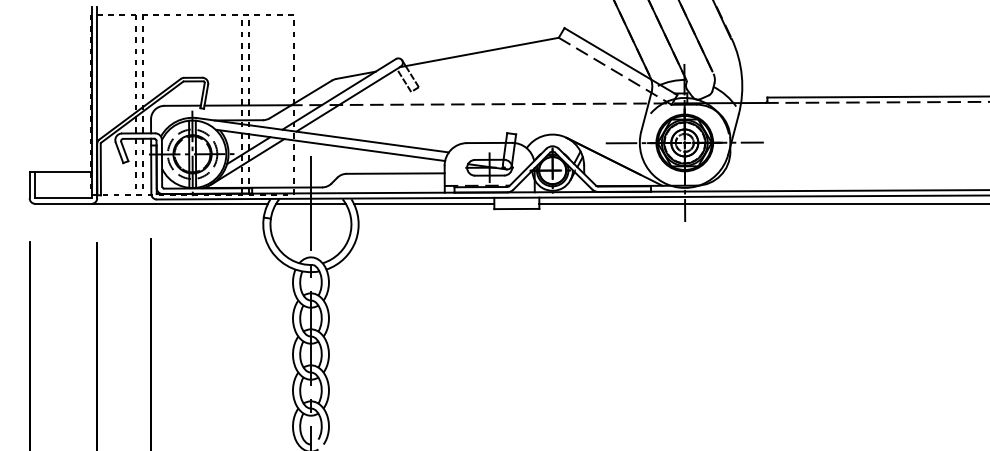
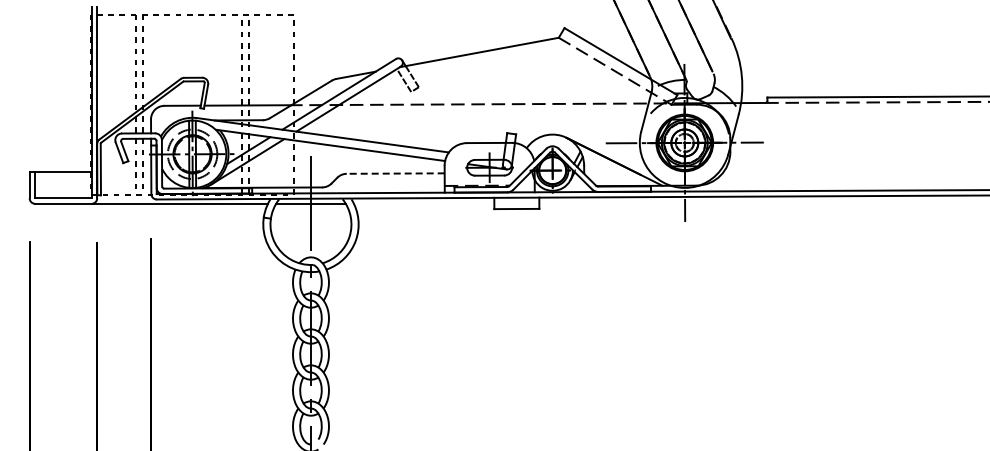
line: solid -> dashed (395, 173)
line: present -> none (423, 203)
line: present -> none (762, 203)
